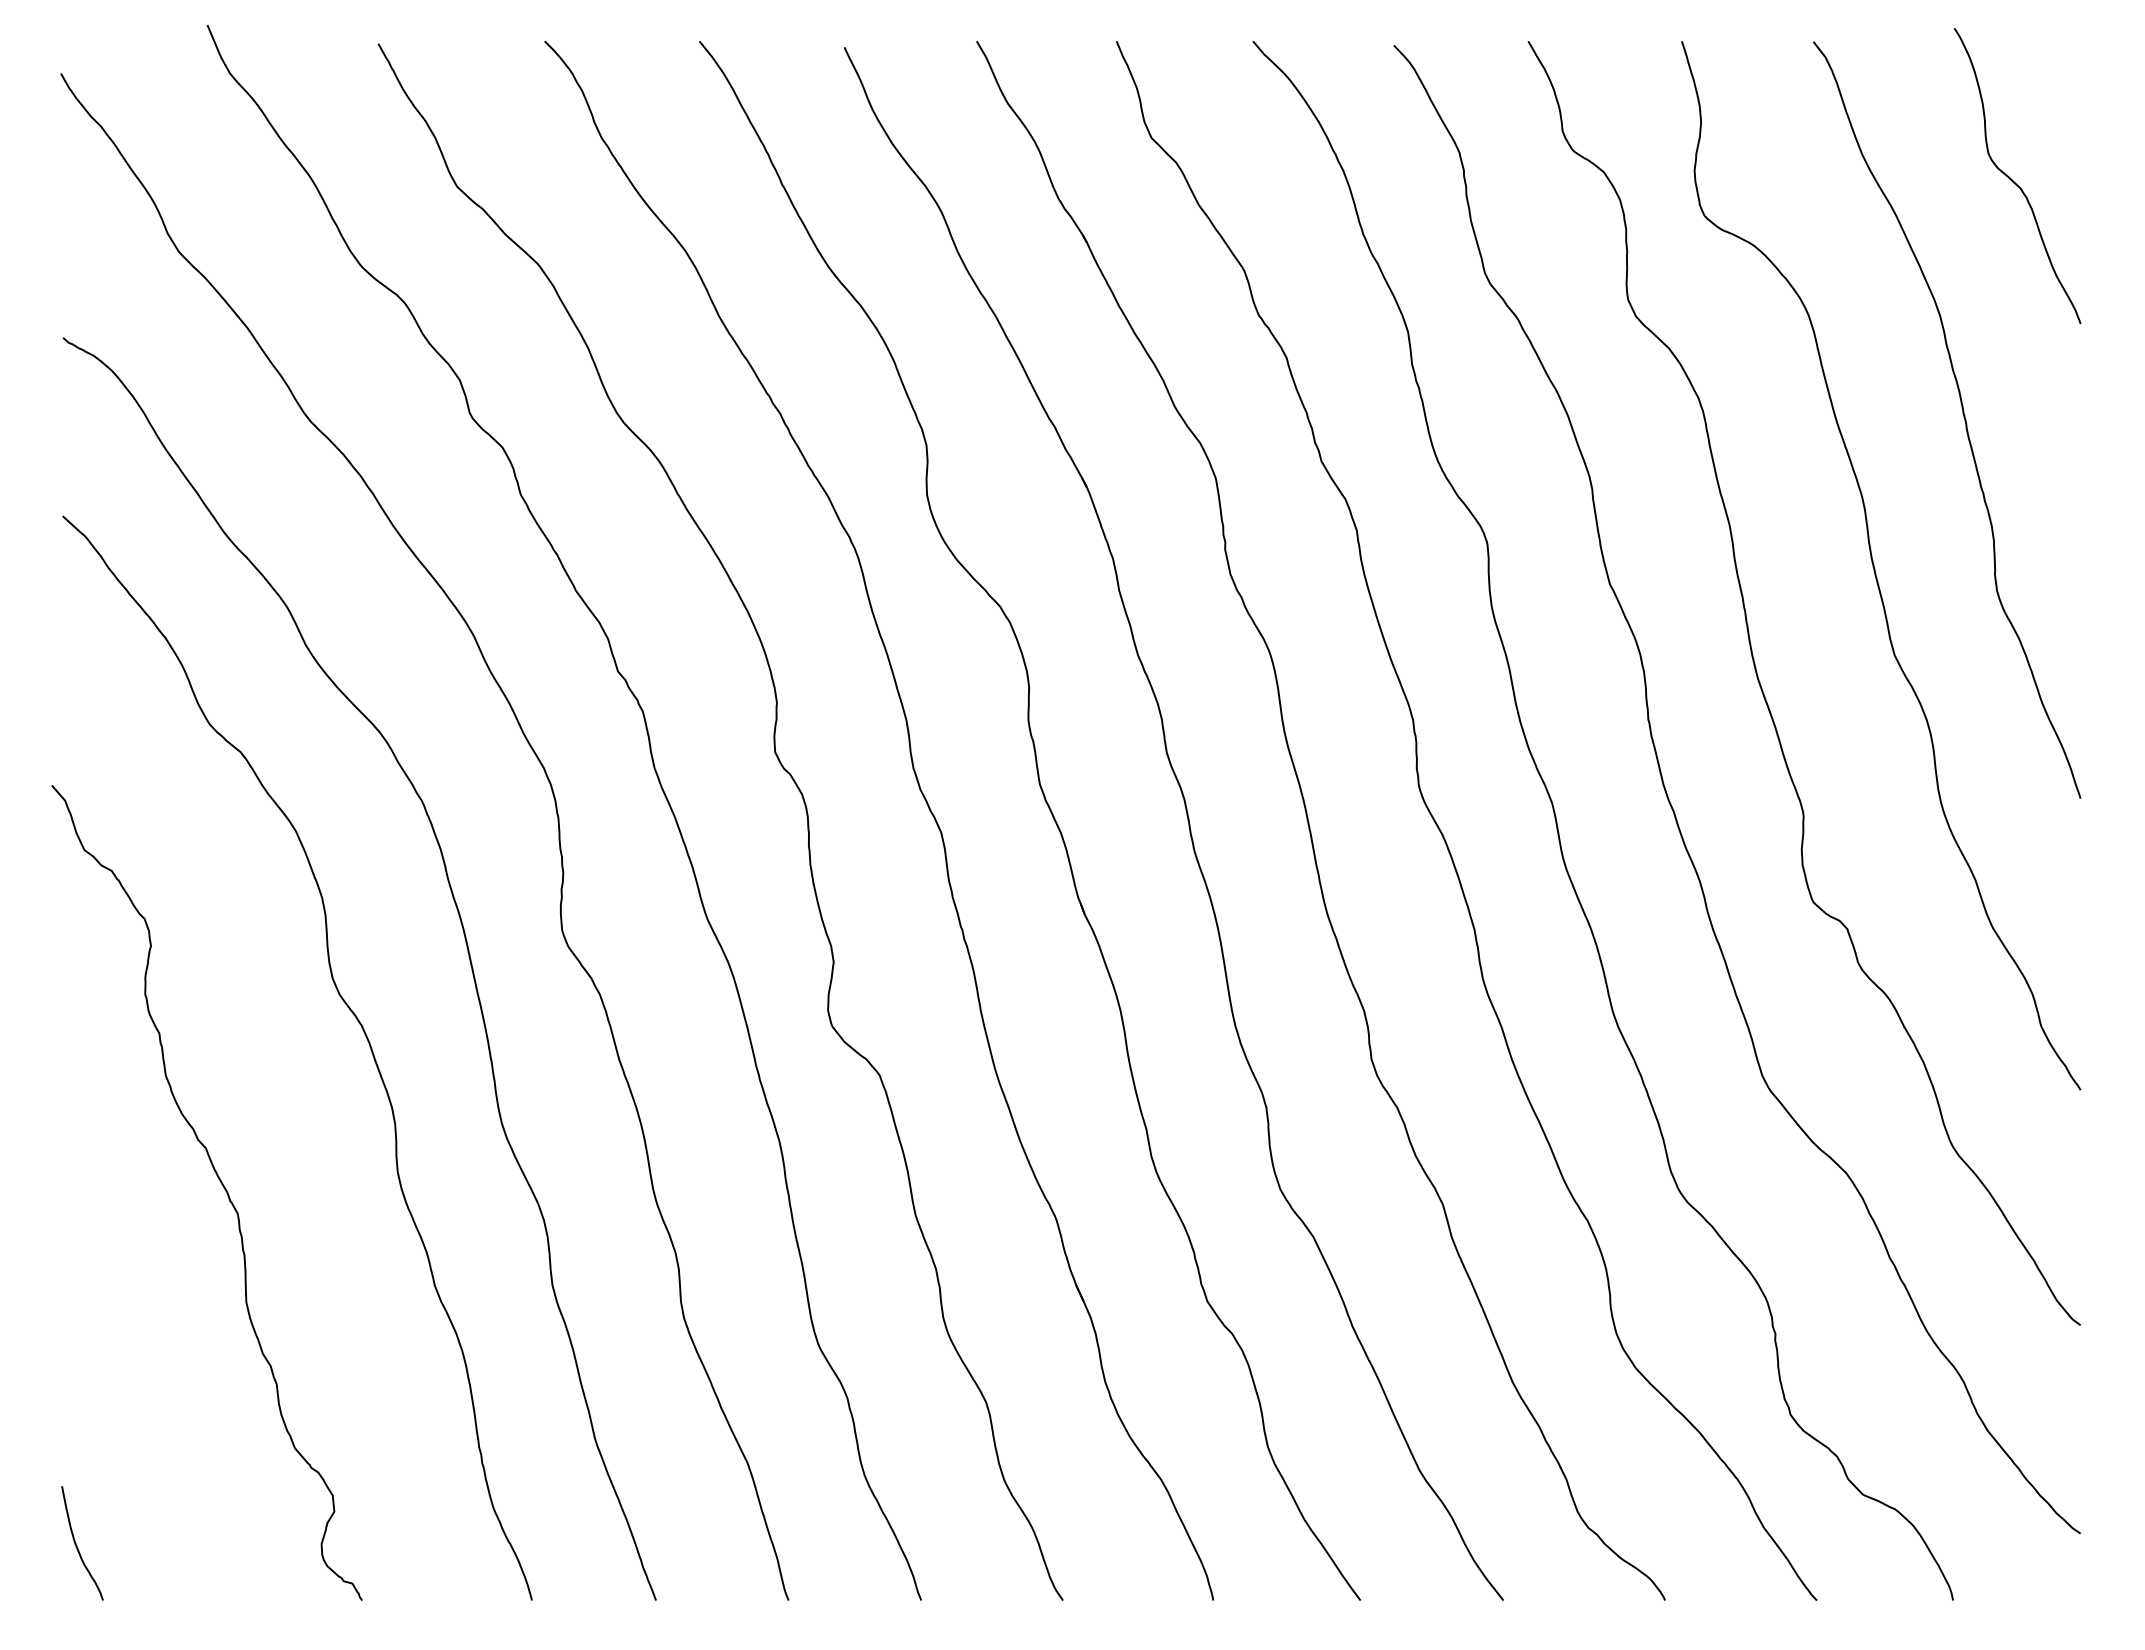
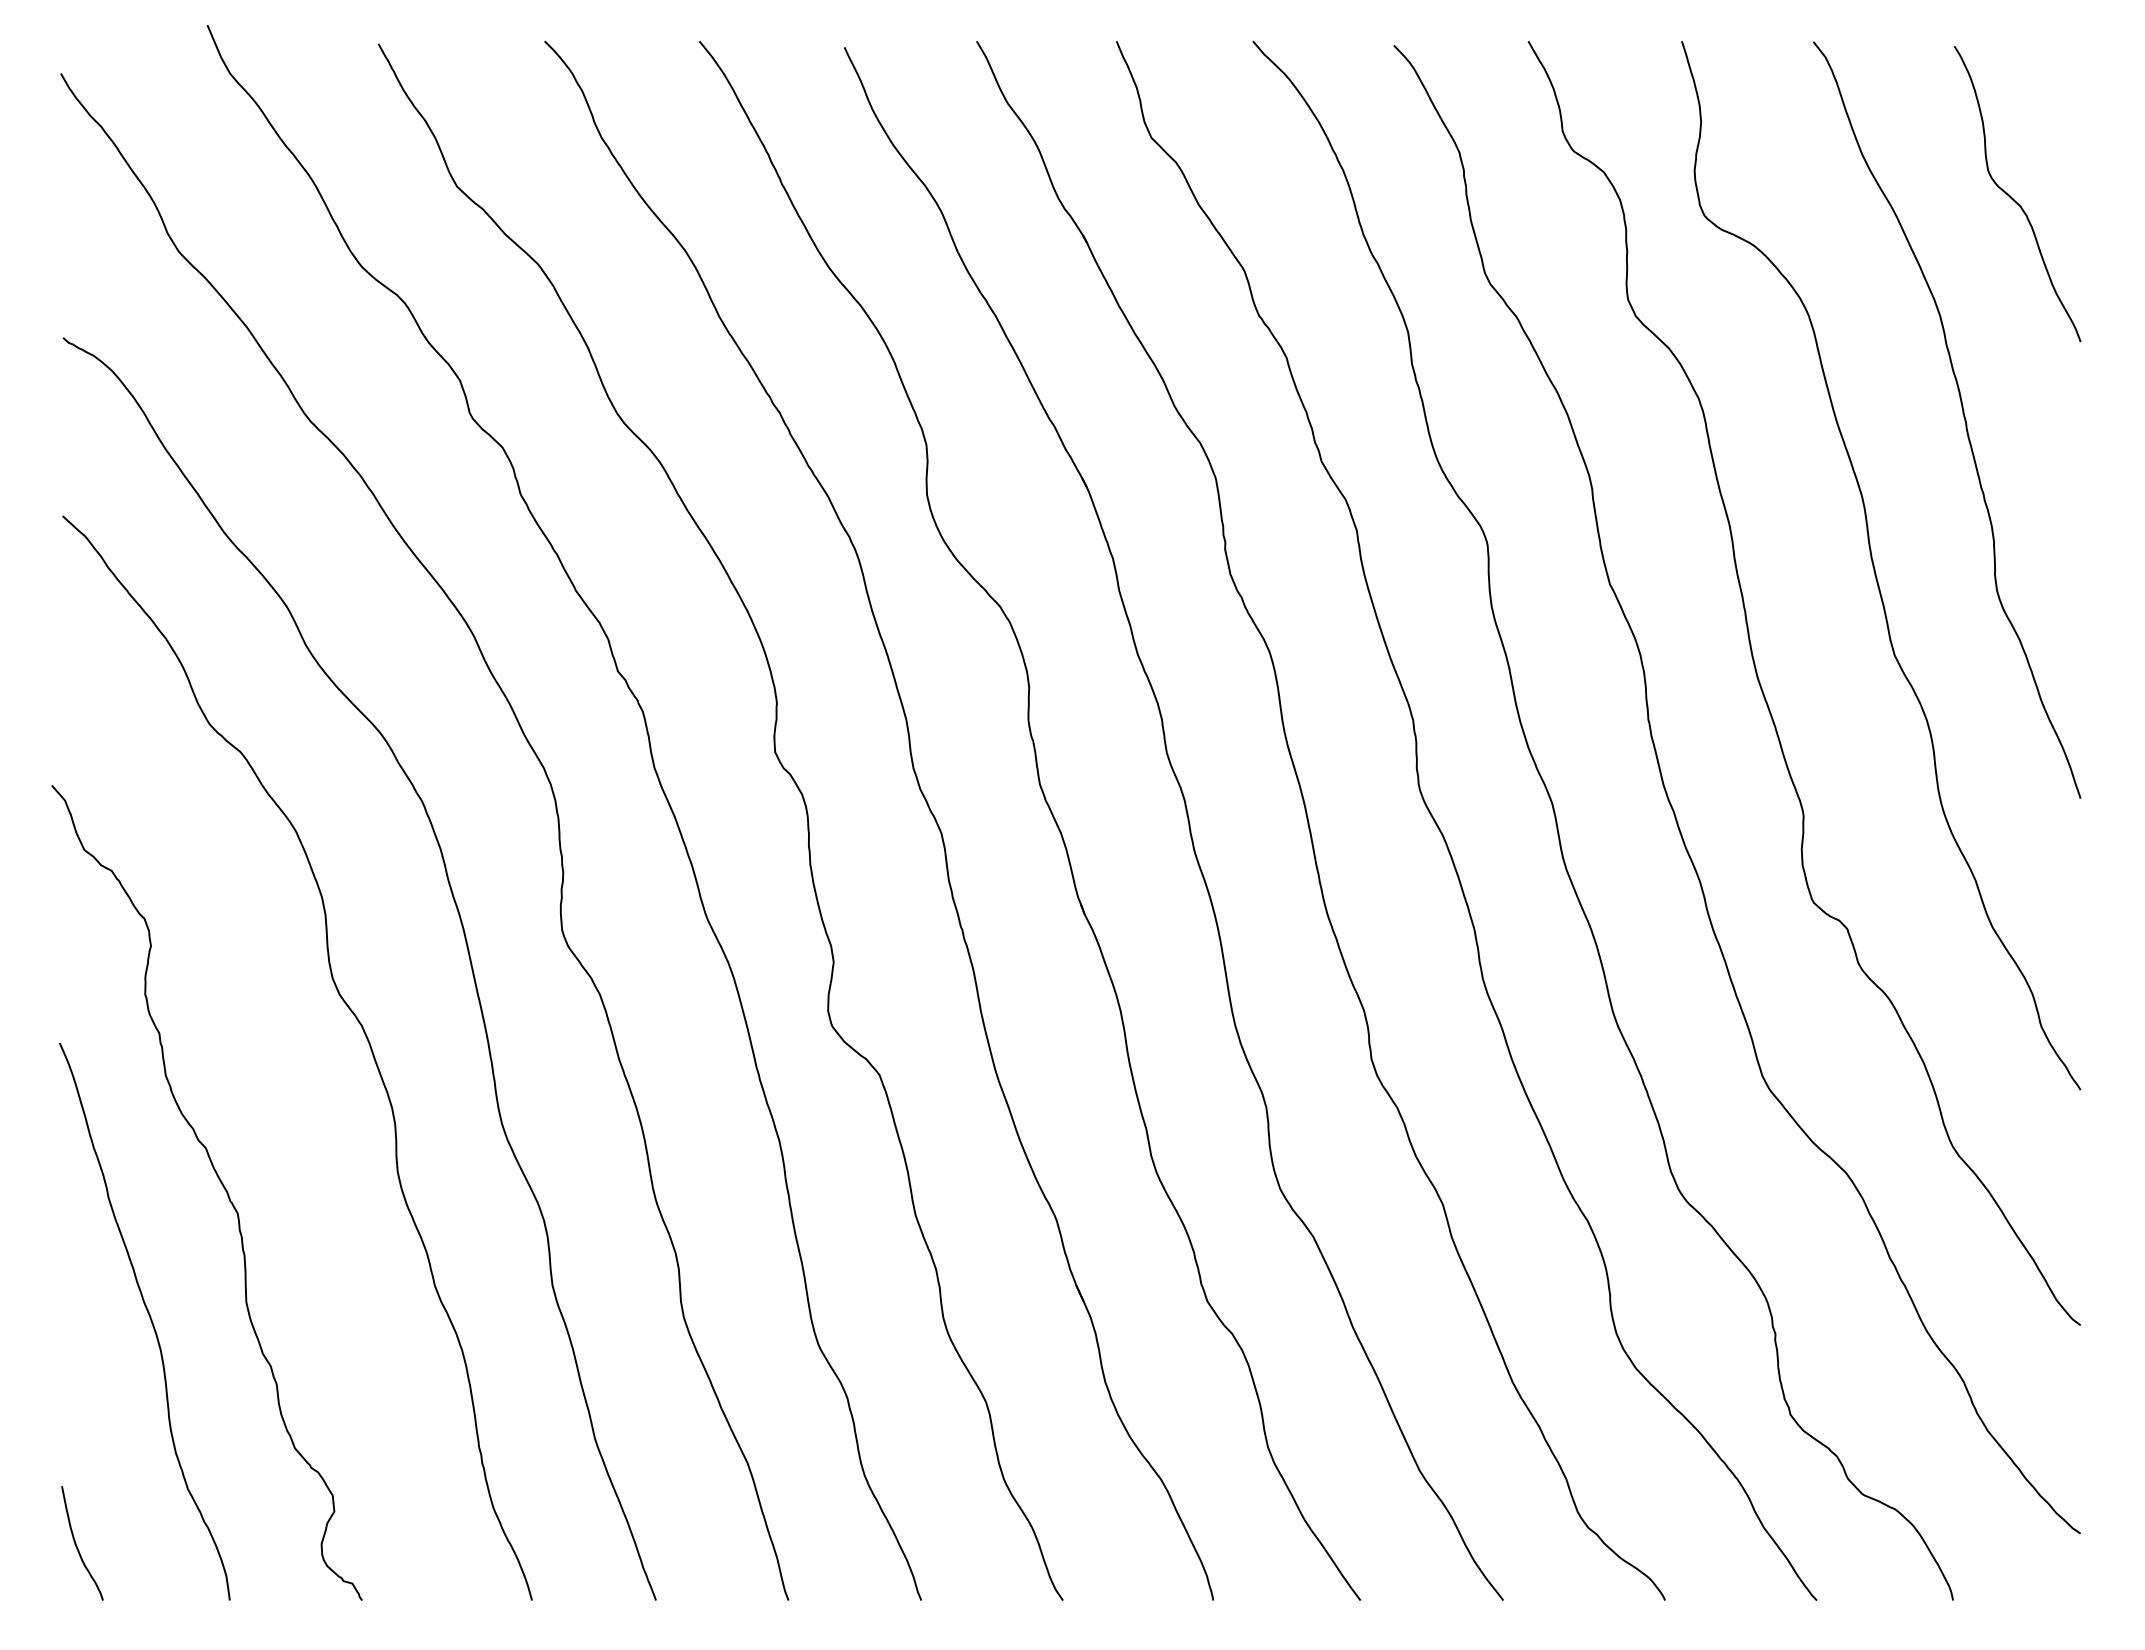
curve position: (2013, 180) -> (2013, 198) (2013, 198)
curve: none -> present (149, 1318)
